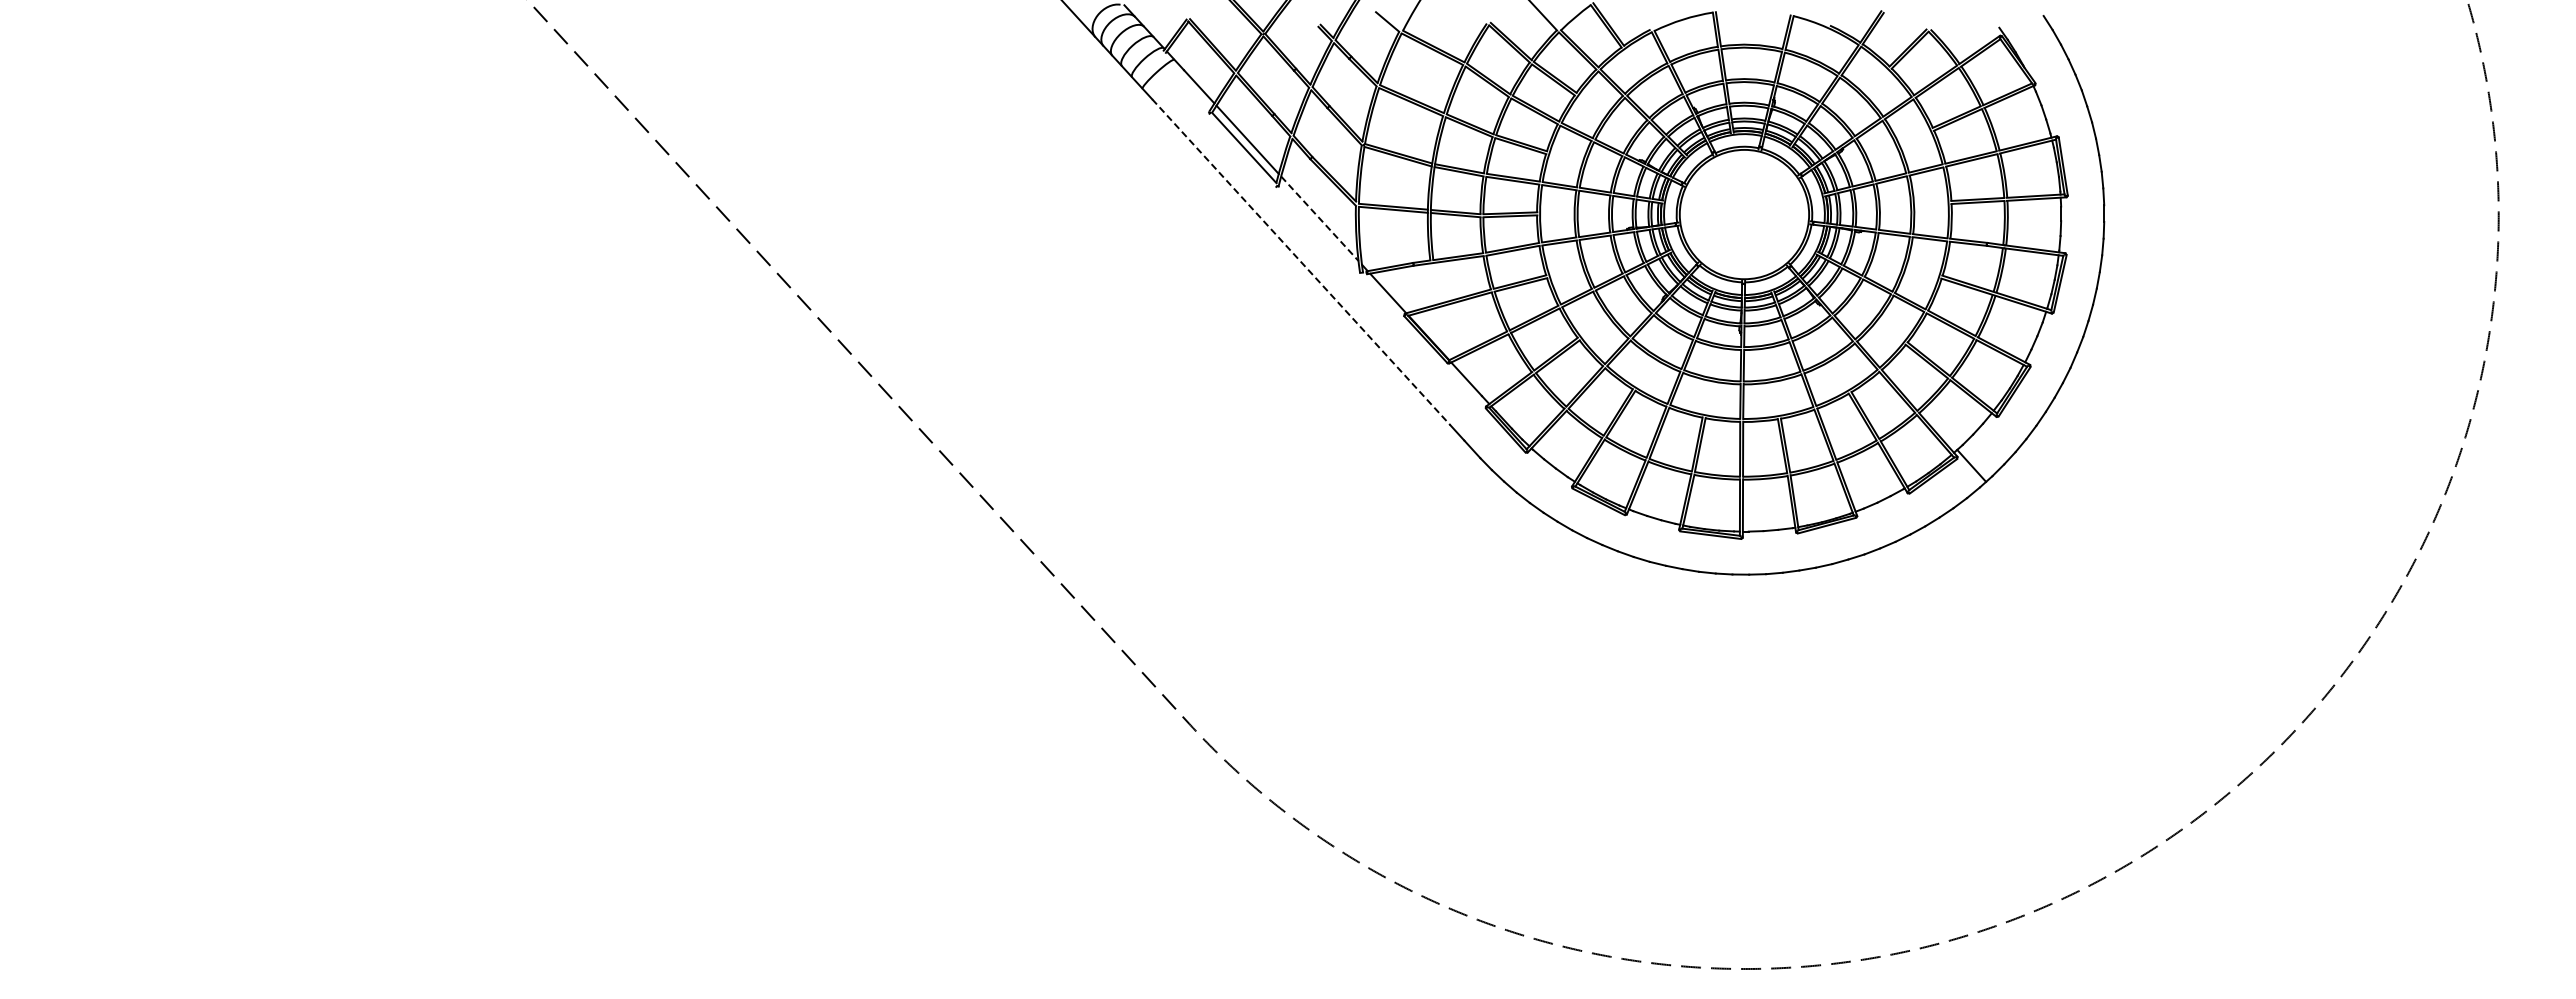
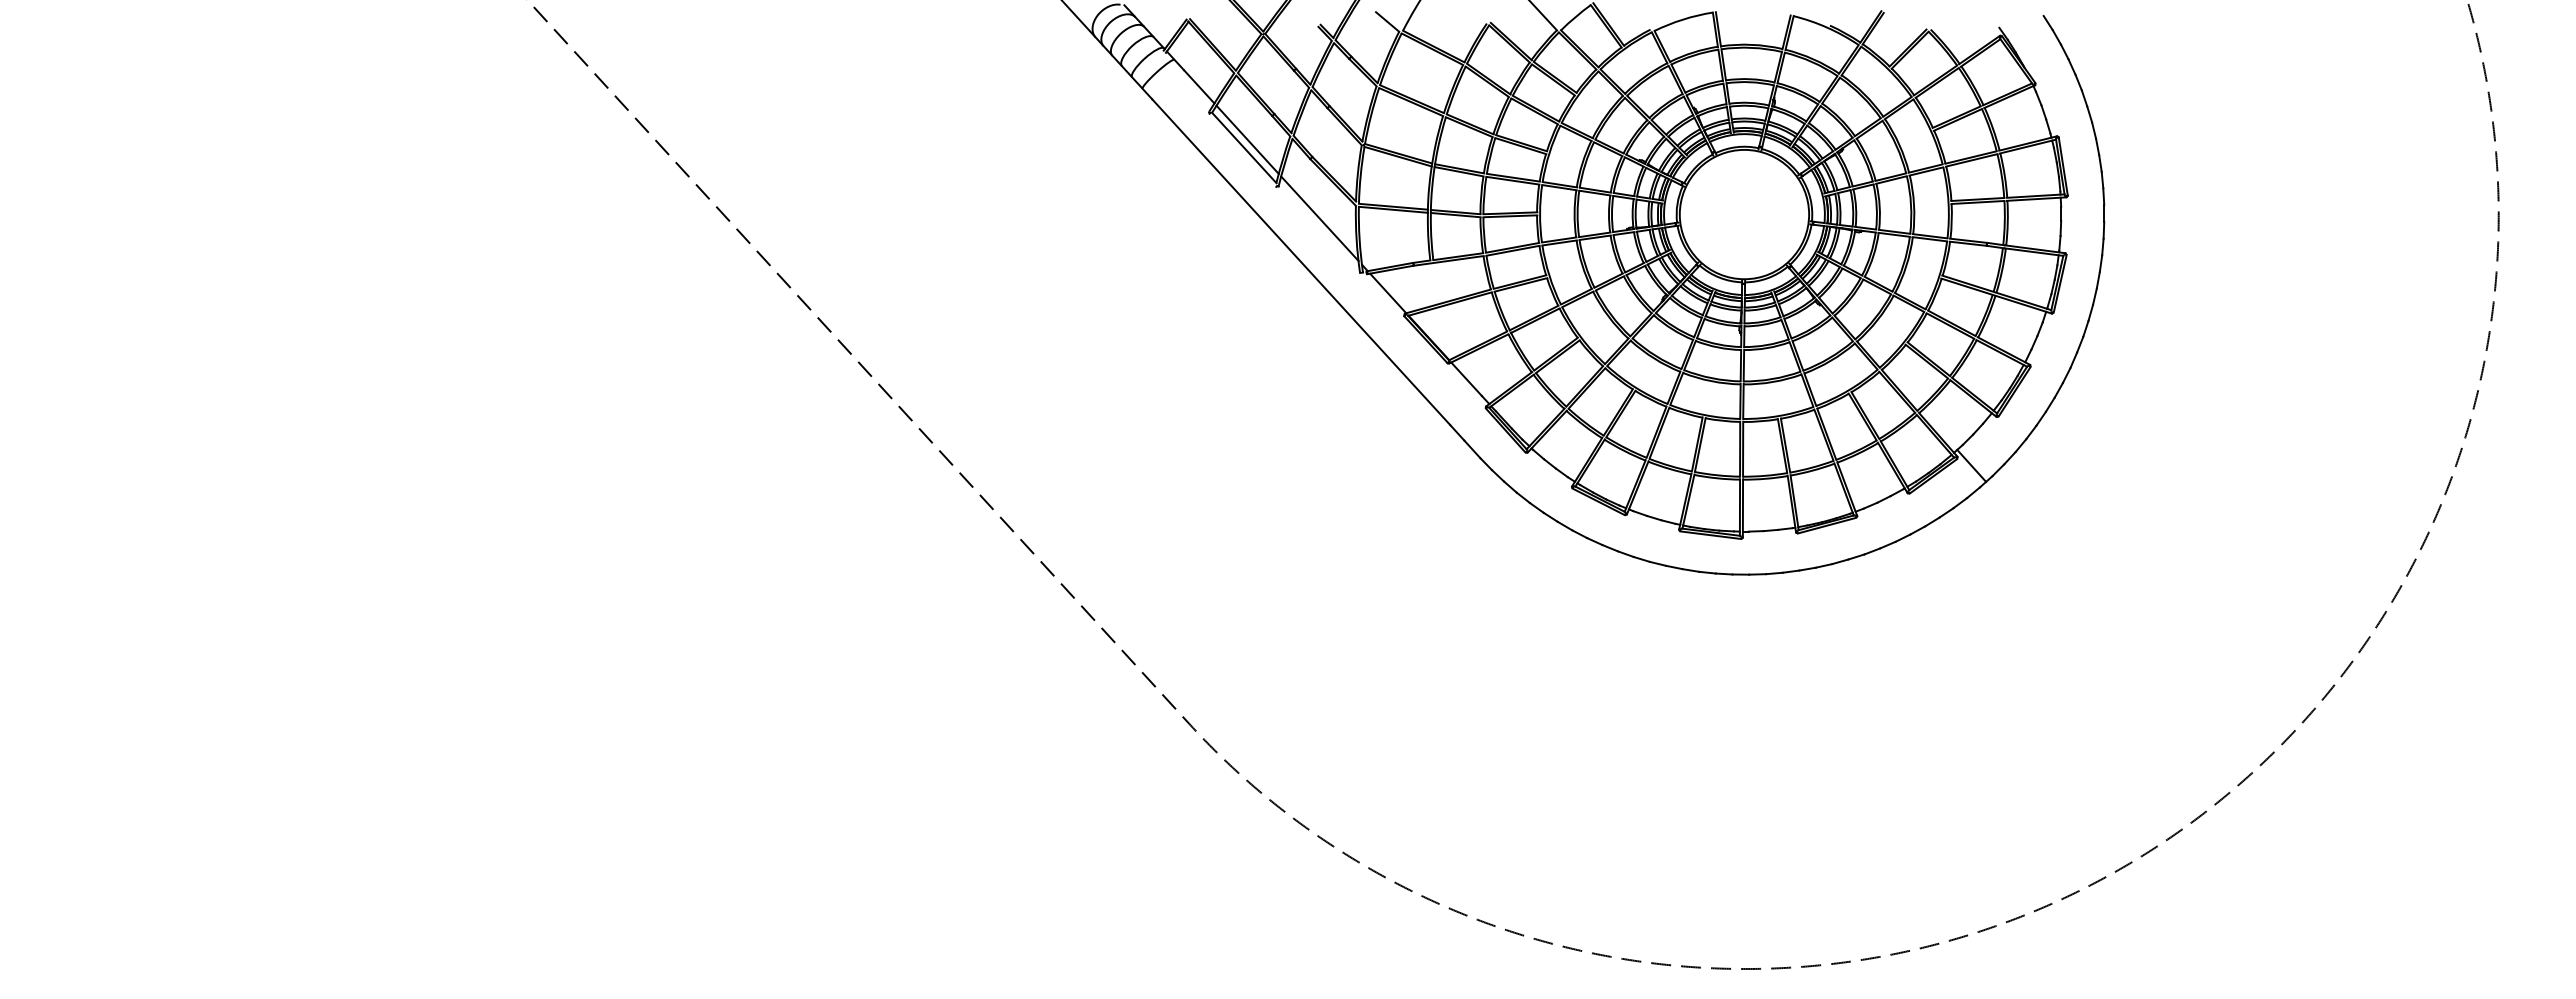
line: dashed -> solid (1320, 219)
line: dashed -> solid (1301, 262)
